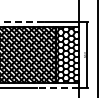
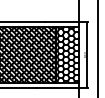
line: dashed -> solid (23, 21)
line: dashed -> solid (57, 88)
